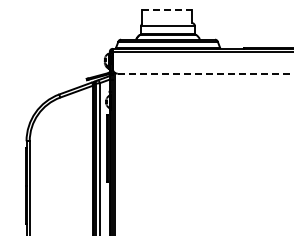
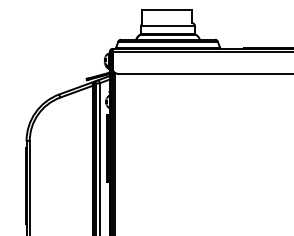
line: dashed -> solid (167, 9)
line: dashed -> solid (205, 73)
